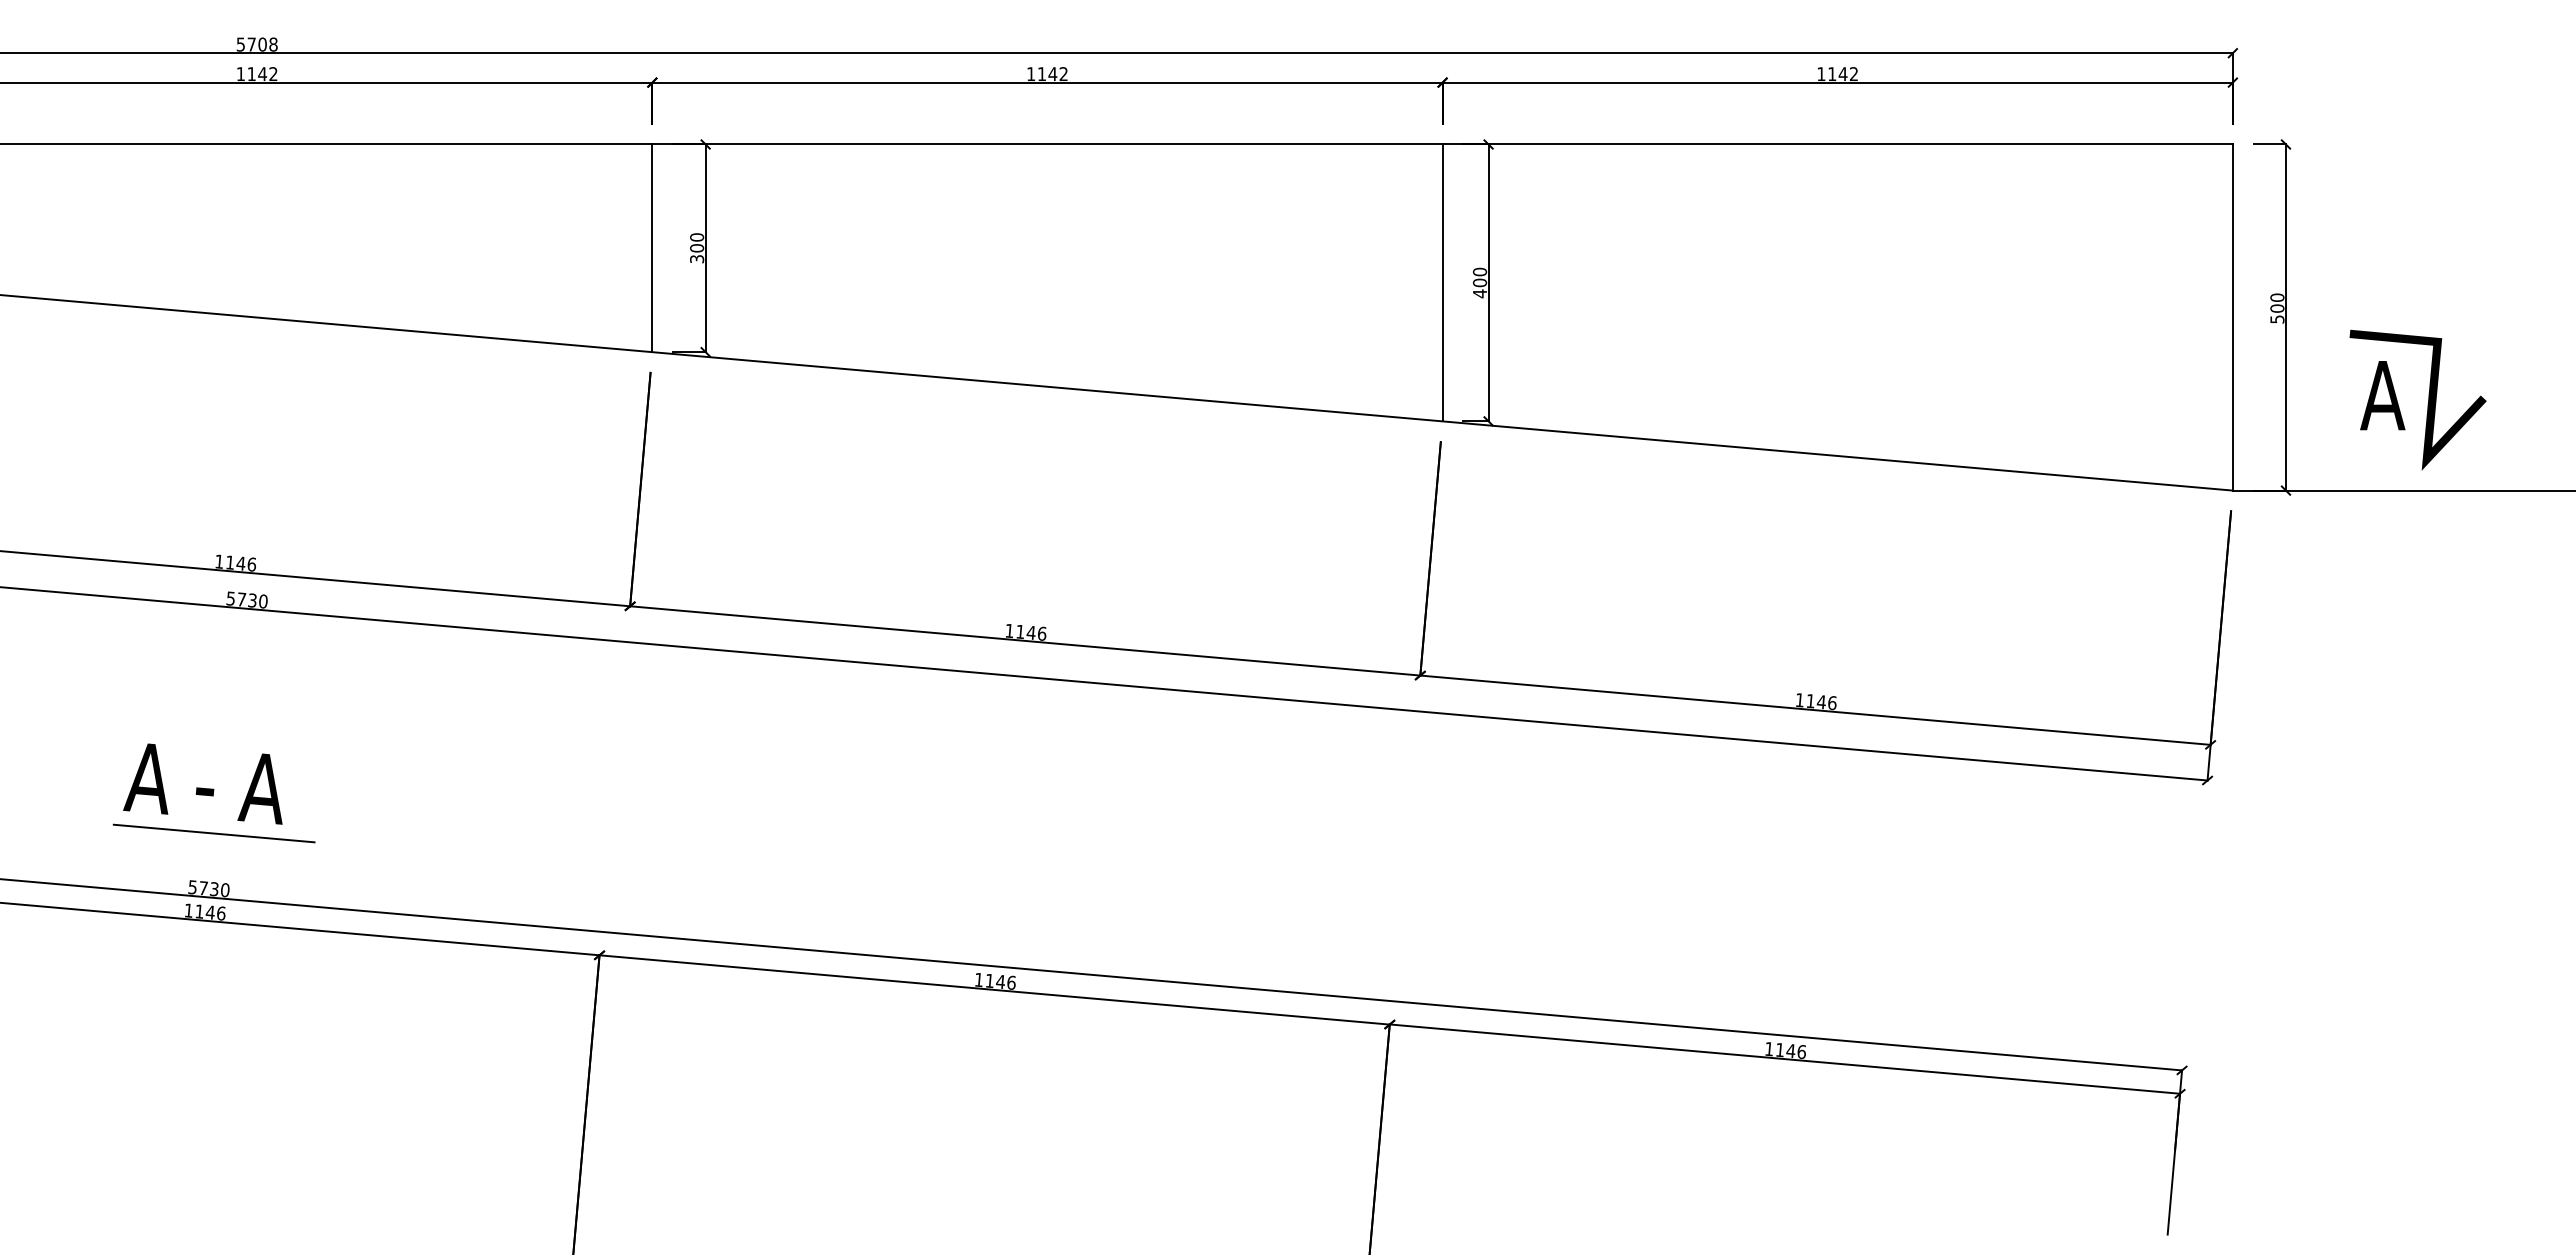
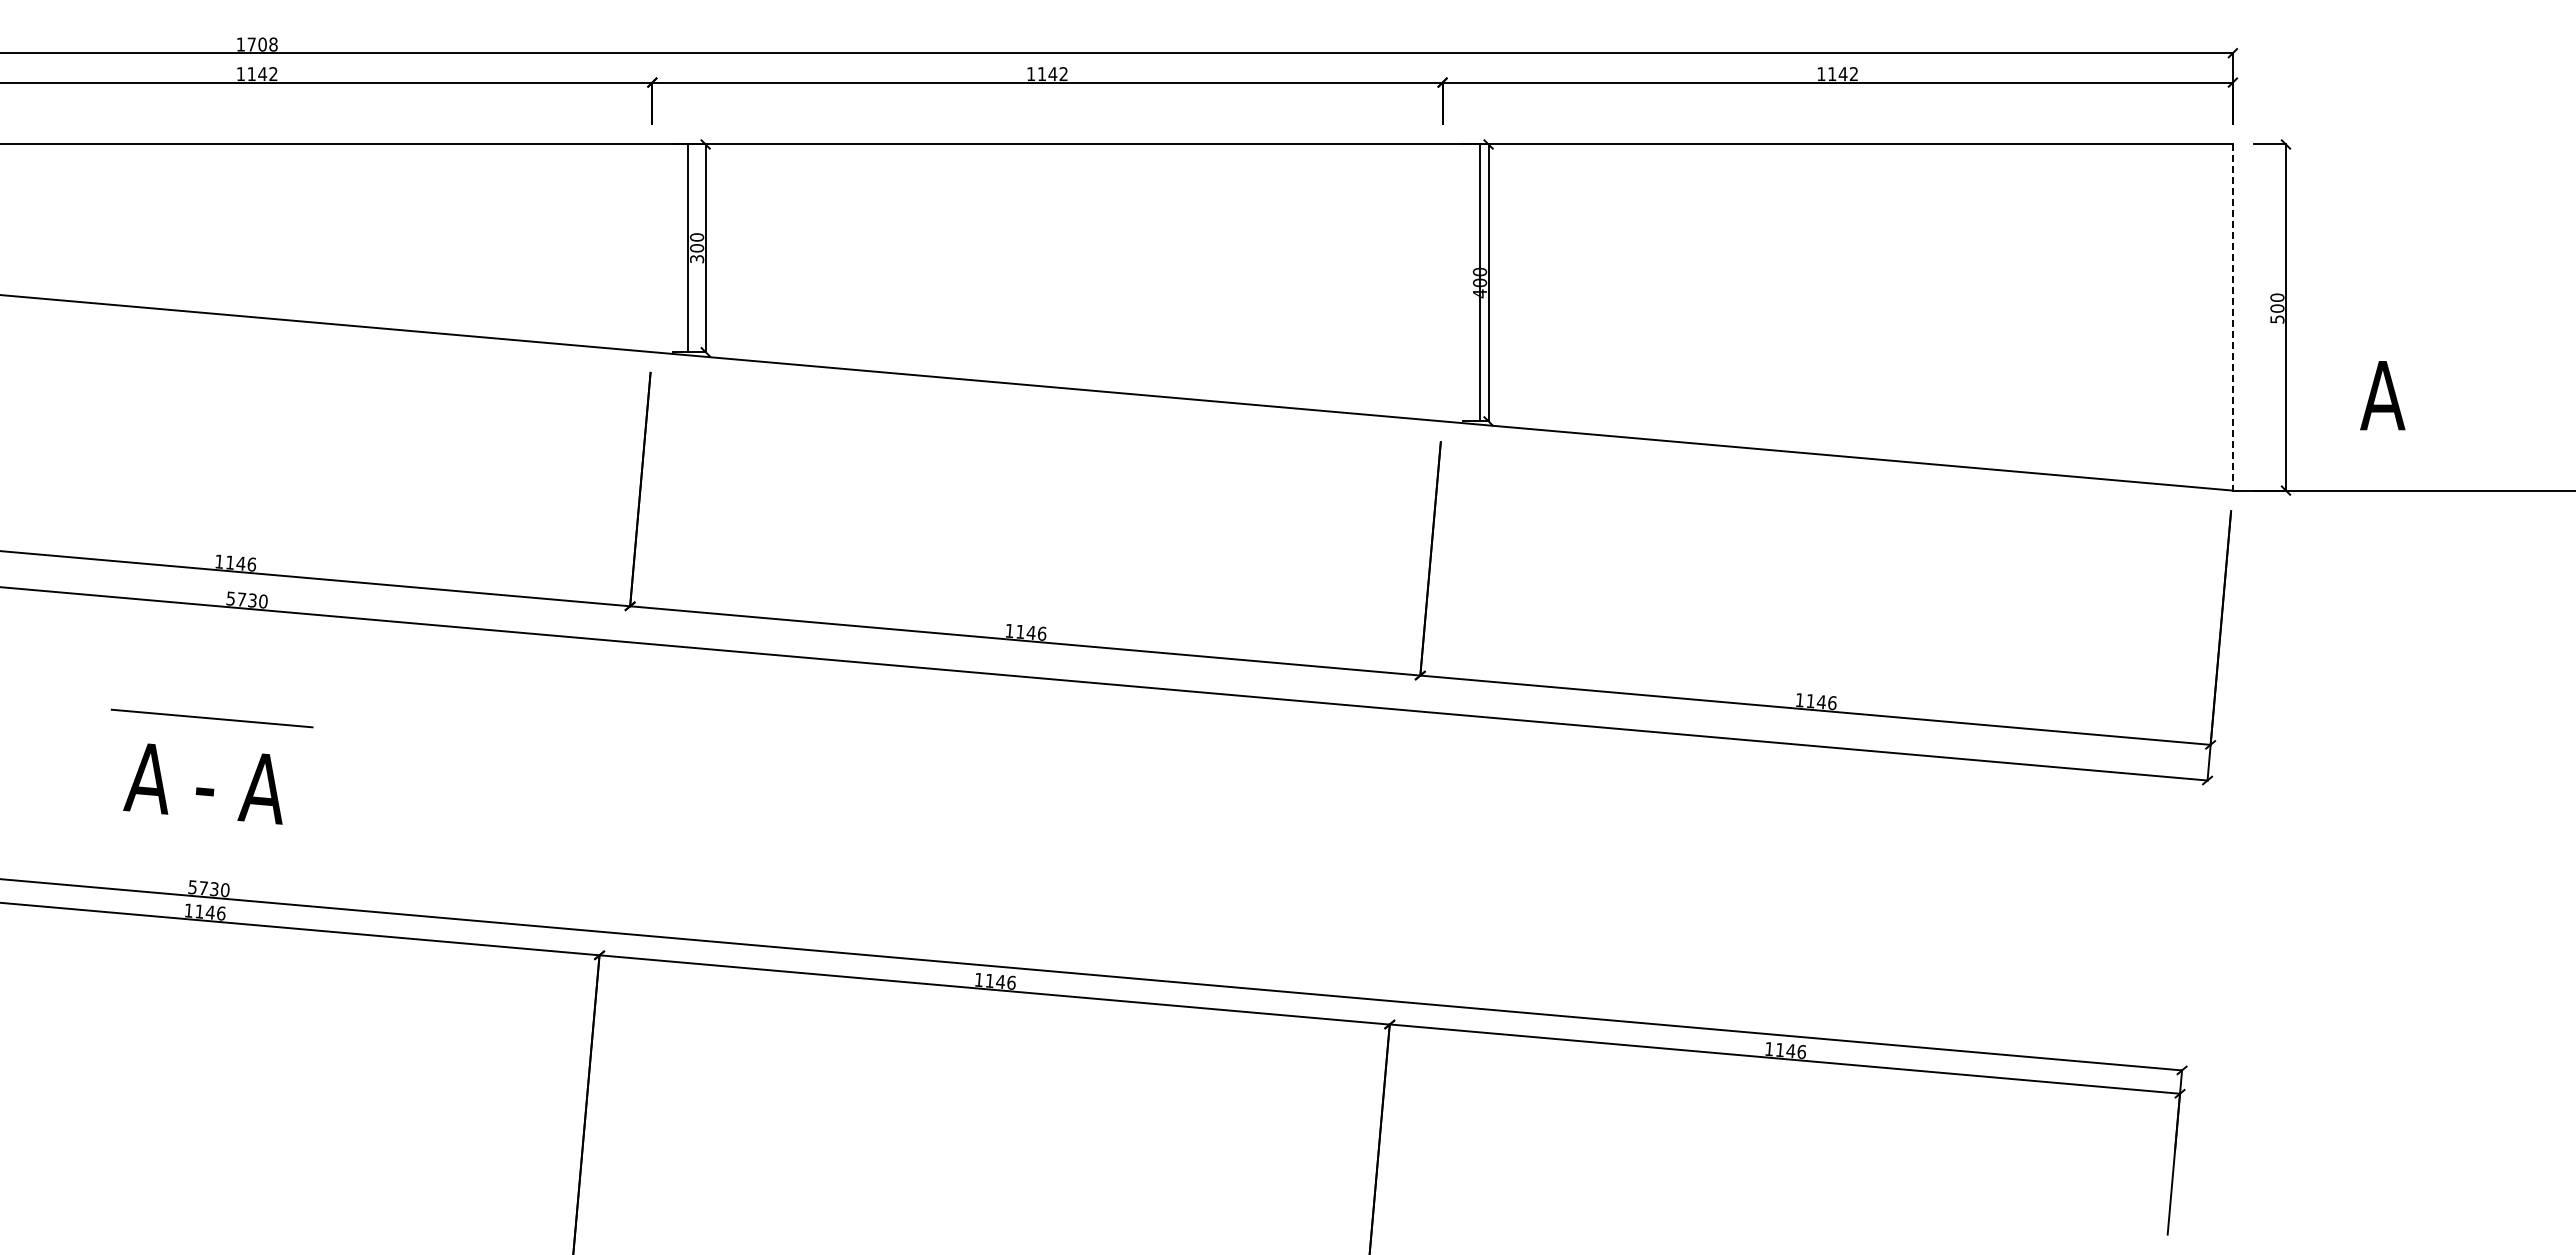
text: 5708 -> 1708 (240, 44)
line position: (652, 248) -> (688, 248) (688, 248)
line position: (1442, 282) -> (1479, 282) (1479, 282)
line: solid -> dashed (2232, 318)
line: present -> none (2428, 399)
line position: (213, 833) -> (211, 718) (211, 718)
